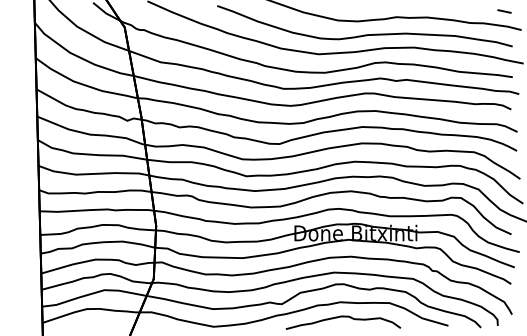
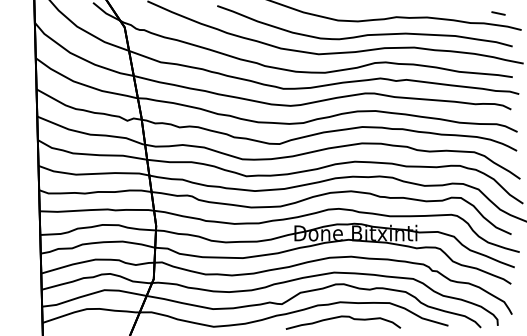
line position: (504, 11) -> (498, 13) (498, 13)
